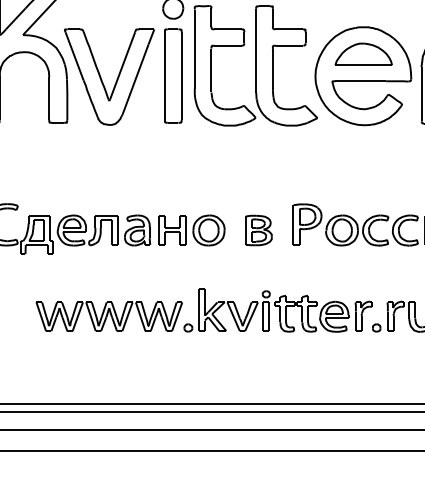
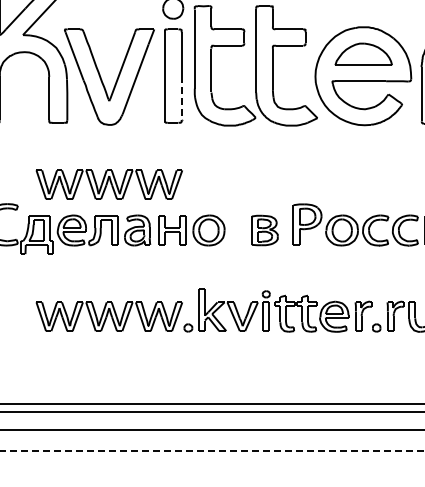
line: solid -> dashed (181, 98)
part: none -> present (108, 184)
part position: (258, 230) -> (264, 230) (264, 230)
line: solid -> dashed (212, 451)
